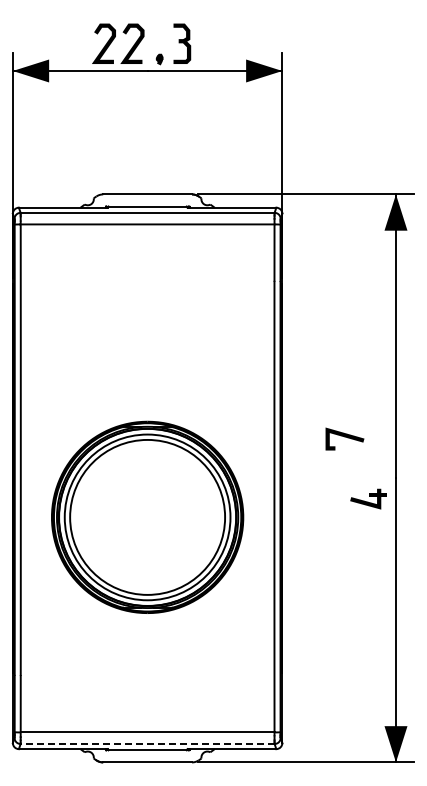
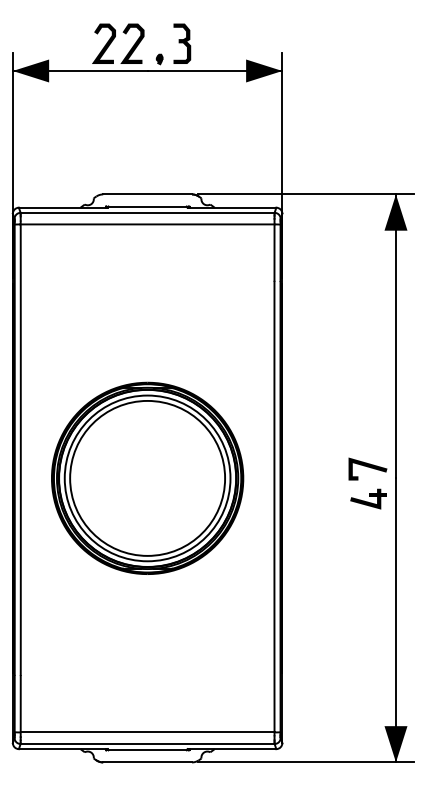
line position: (344, 437) -> (367, 467) (367, 467)
part position: (147, 516) -> (147, 477) (147, 477)
line: dashed -> solid (147, 743)
